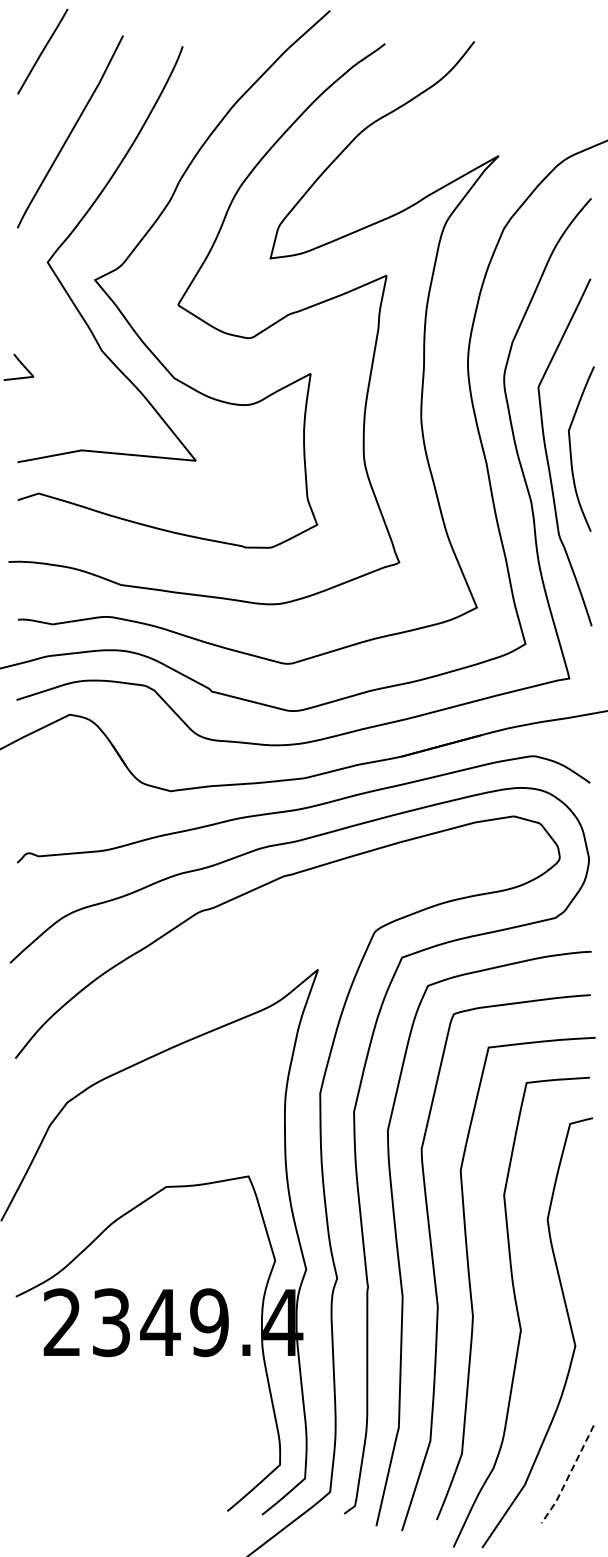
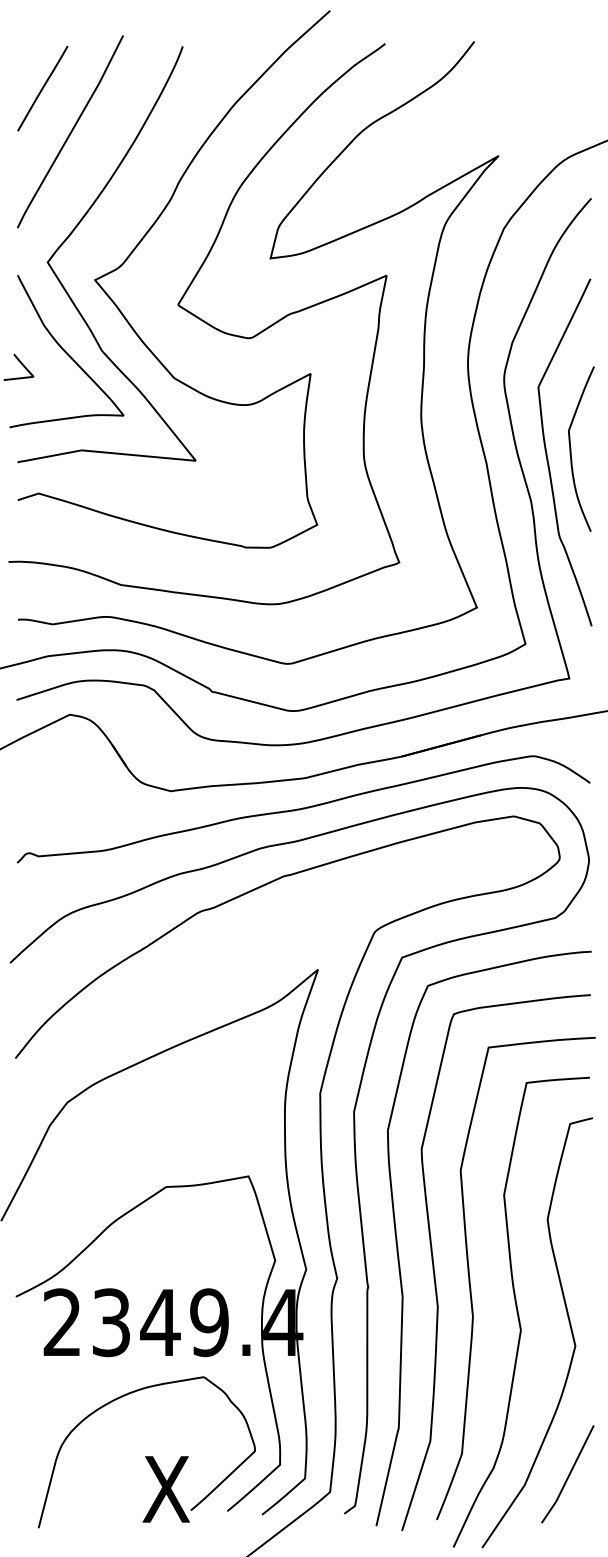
line position: (42, 51) -> (42, 88) (42, 88)
curve: none -> present (66, 351)
part: none -> present (146, 1452)
line: dashed -> solid (568, 1476)
